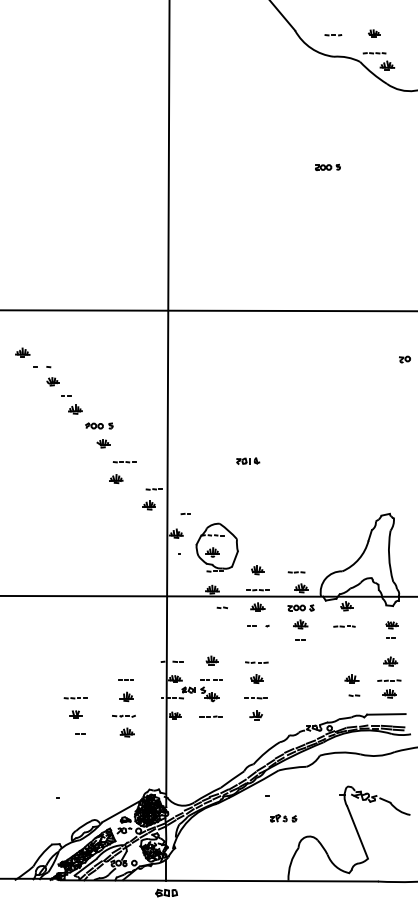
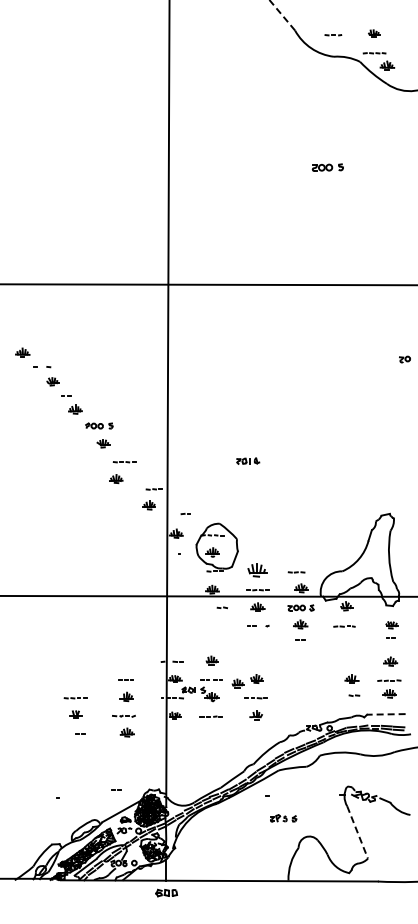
line: solid -> dashed (282, 15)
part size: 26x8 px -> 33x9 px (327, 167)
line position: (208, 310) -> (208, 284) (208, 284)
part size: 14x11 px -> 21x15 px (257, 570)
line: present -> none (255, 662)
part: none -> present (237, 683)
line: solid -> dashed (385, 714)
part: none -> present (116, 789)
line: solid -> dashed (357, 832)
